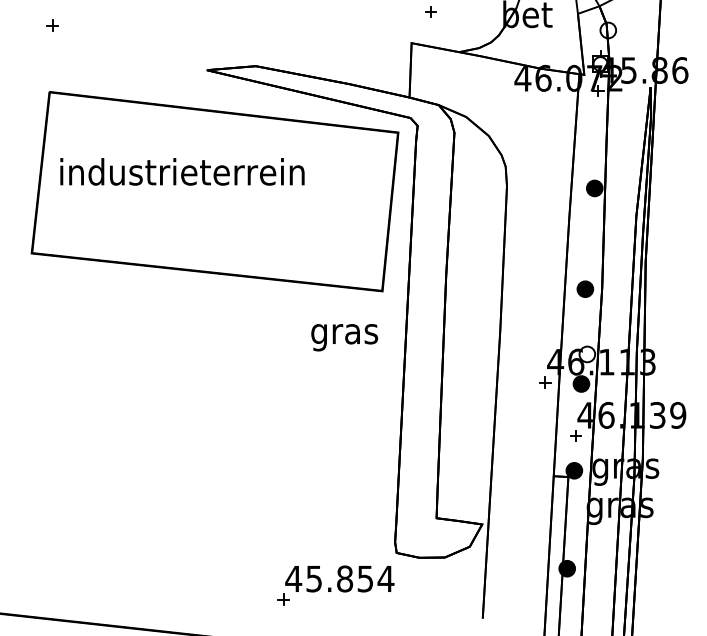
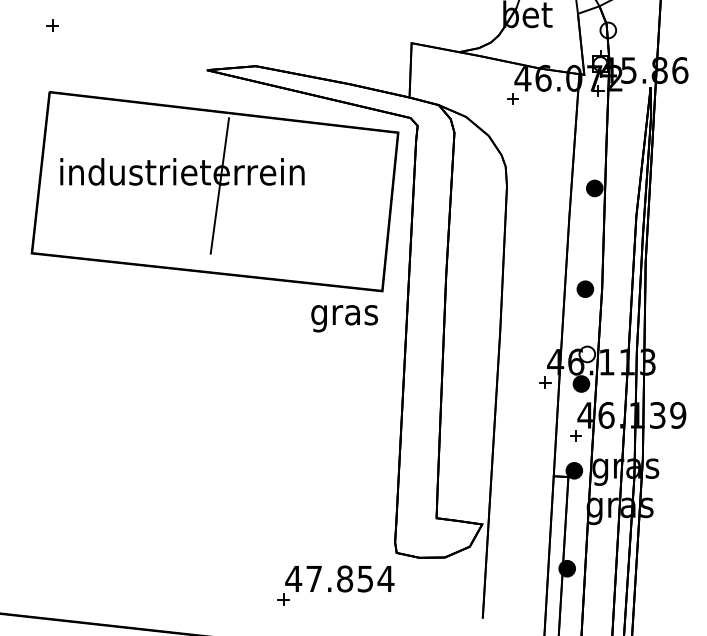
part position: (430, 11) -> (512, 98) (512, 98)
line: none -> present (219, 185)
text position: (344, 337) -> (344, 318) (344, 318)
text: 45.854 -> 47.854 (313, 579)
